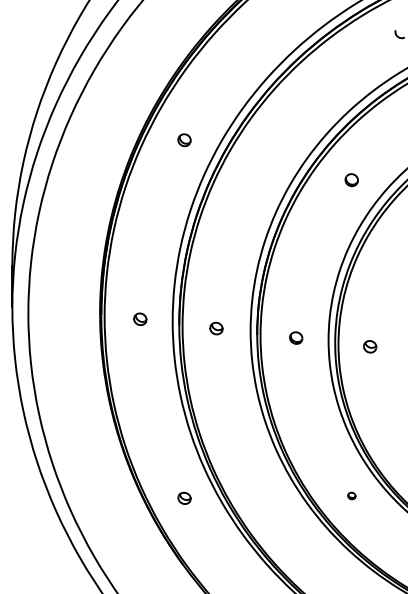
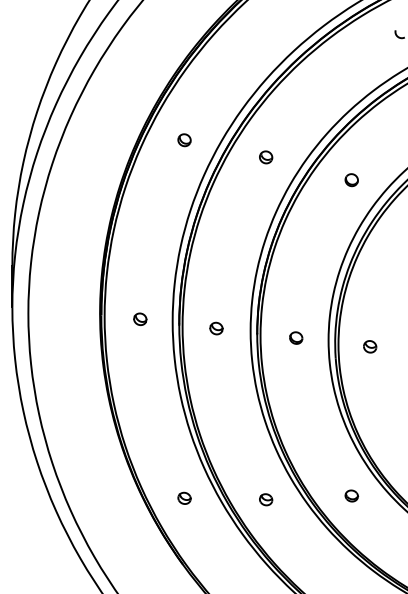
part: none -> present (266, 157)
part size: 10x10 px -> 16x14 px (351, 495)
part: none -> present (266, 499)
